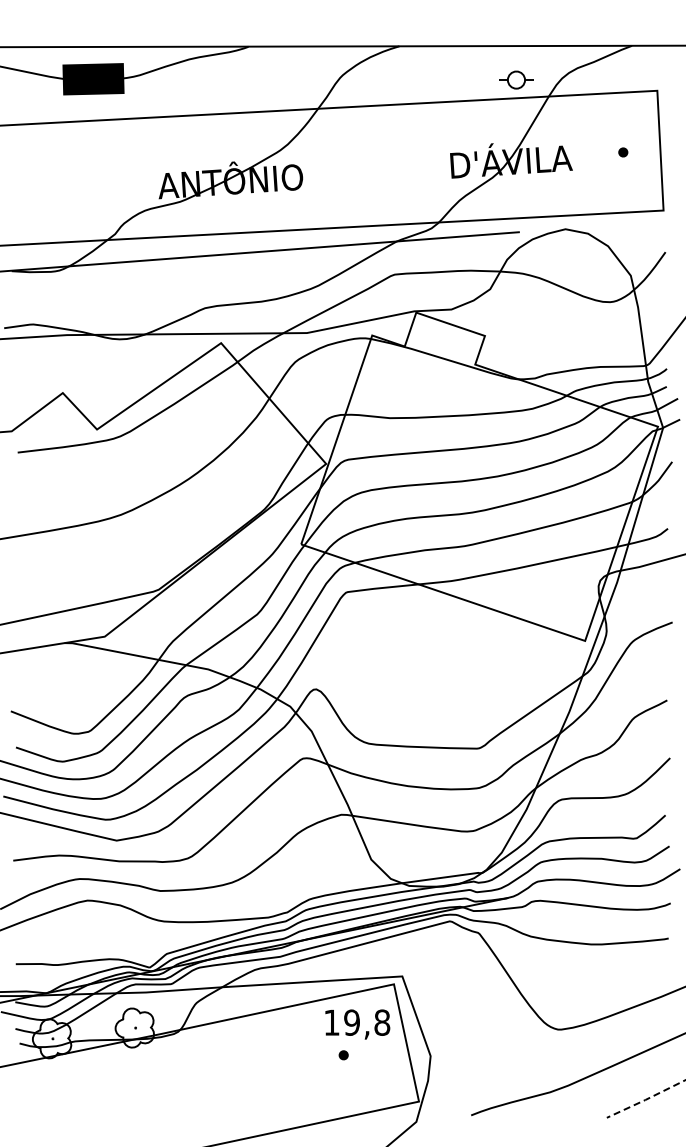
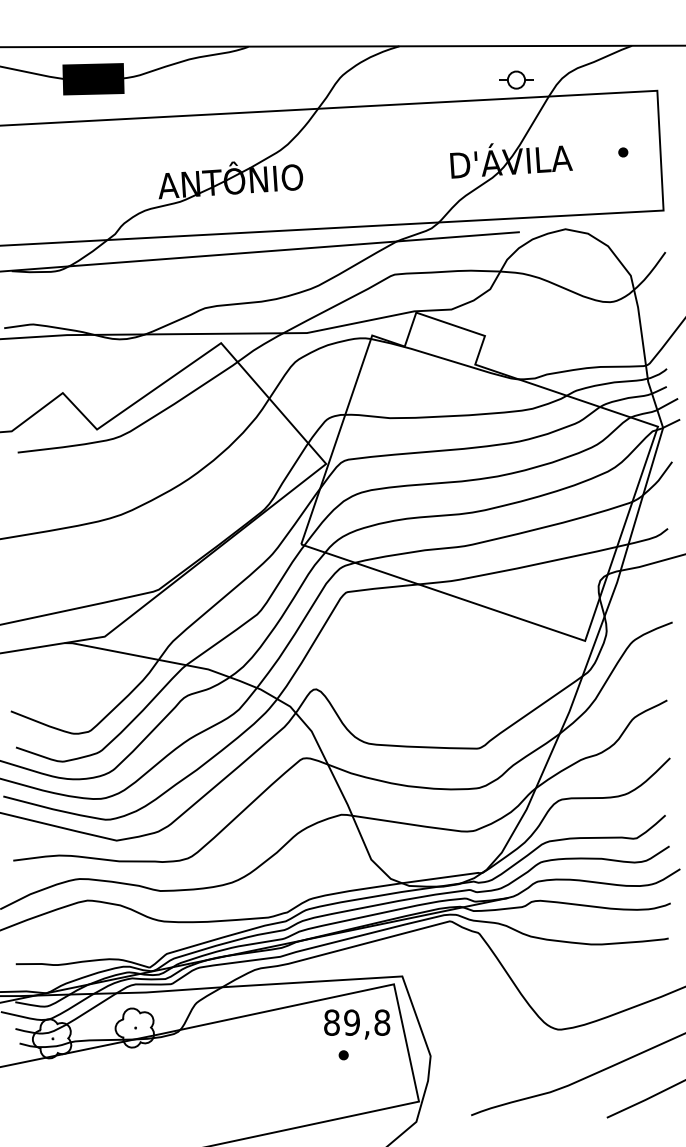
text: 19,8 -> 89,8 (331, 1022)
line: dashed -> solid (645, 1100)
